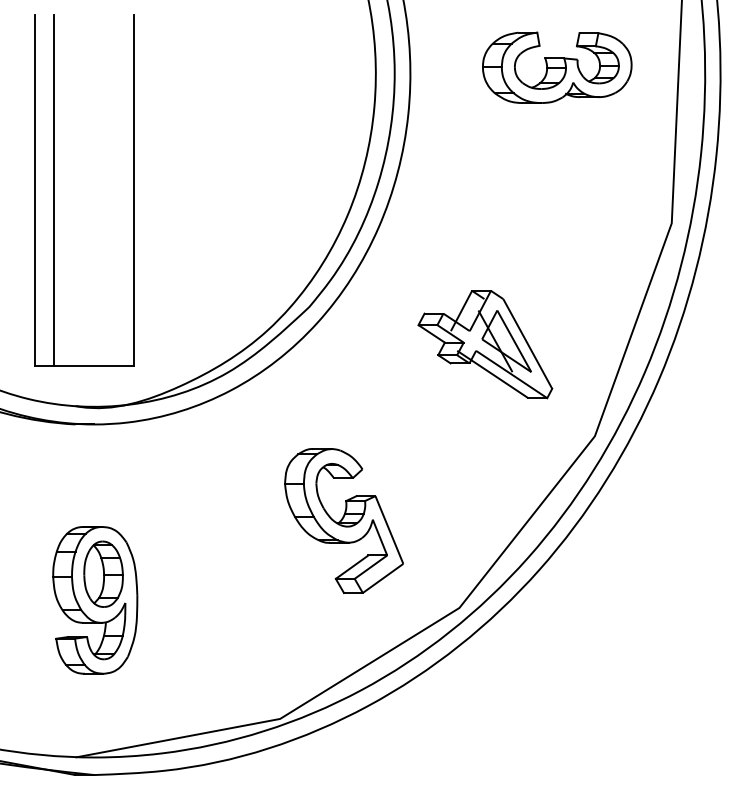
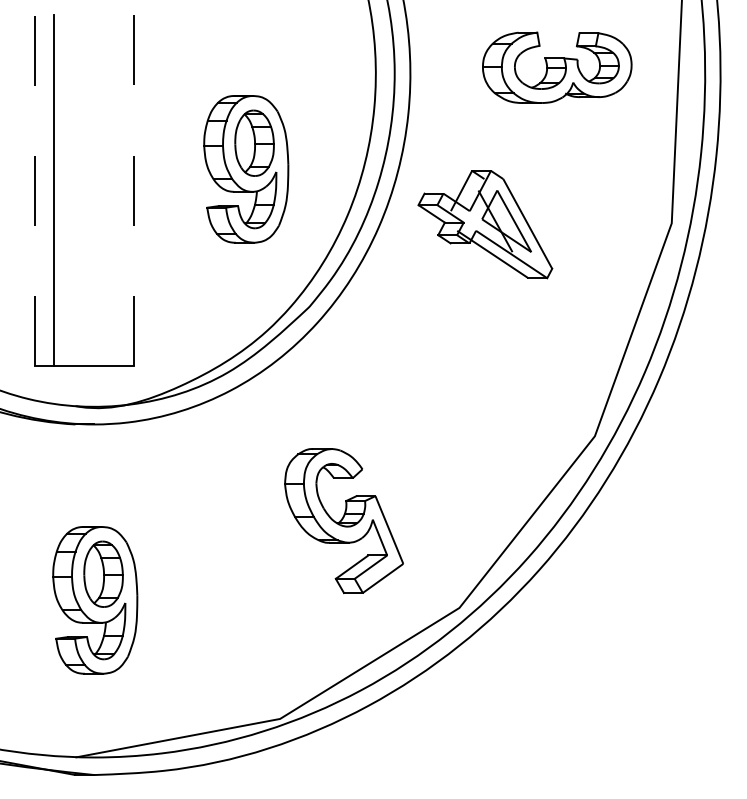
part: none -> present (246, 169)
line: solid -> dashed (35, 190)
line: solid -> dashed (134, 190)
part position: (485, 344) -> (485, 224) (485, 224)
